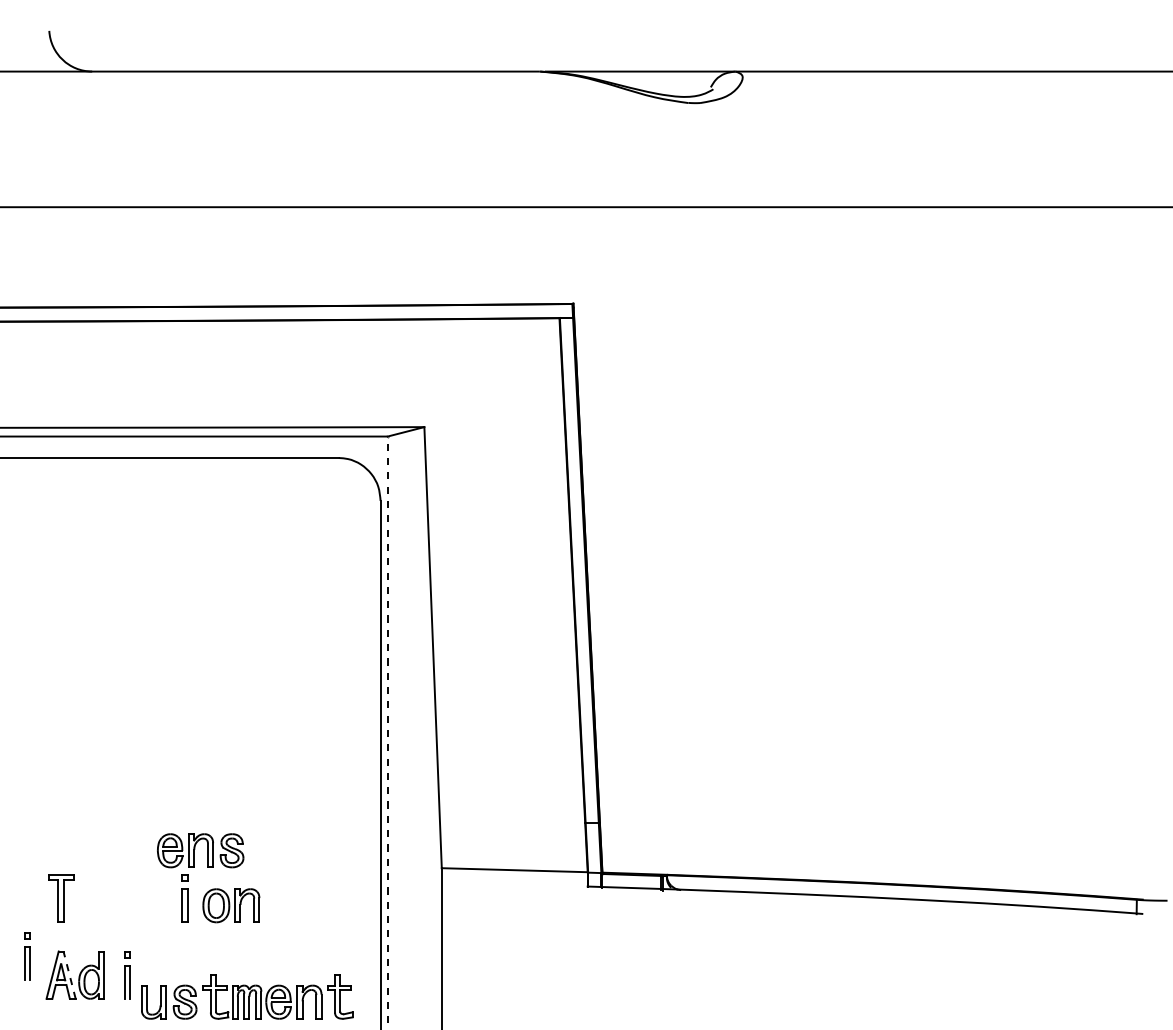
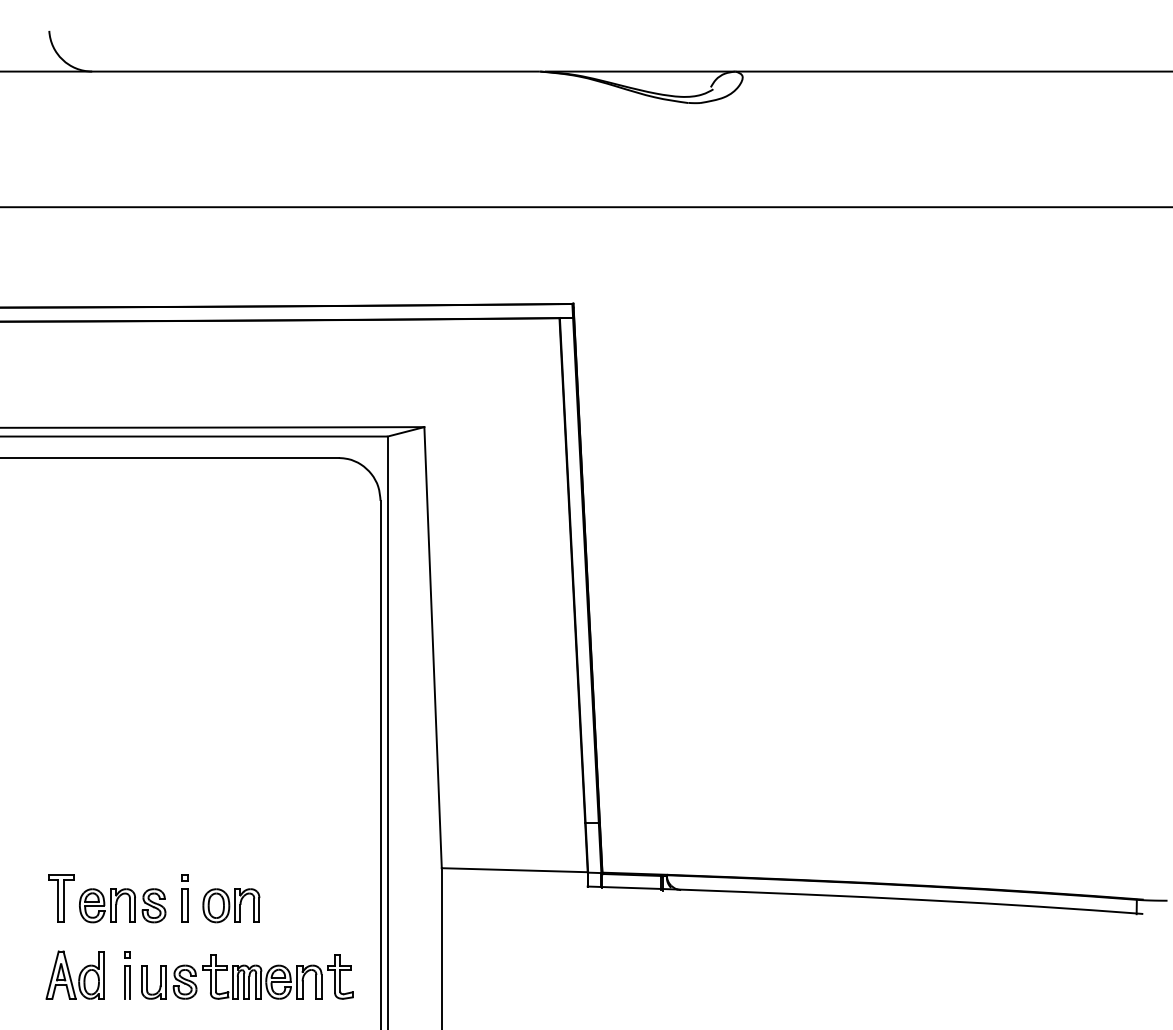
line: dashed -> solid (387, 732)
part position: (200, 850) -> (122, 905) (122, 905)
part: present -> none (27, 956)
line: dashed -> solid (69, 974)
part position: (247, 996) -> (247, 976) (247, 976)
